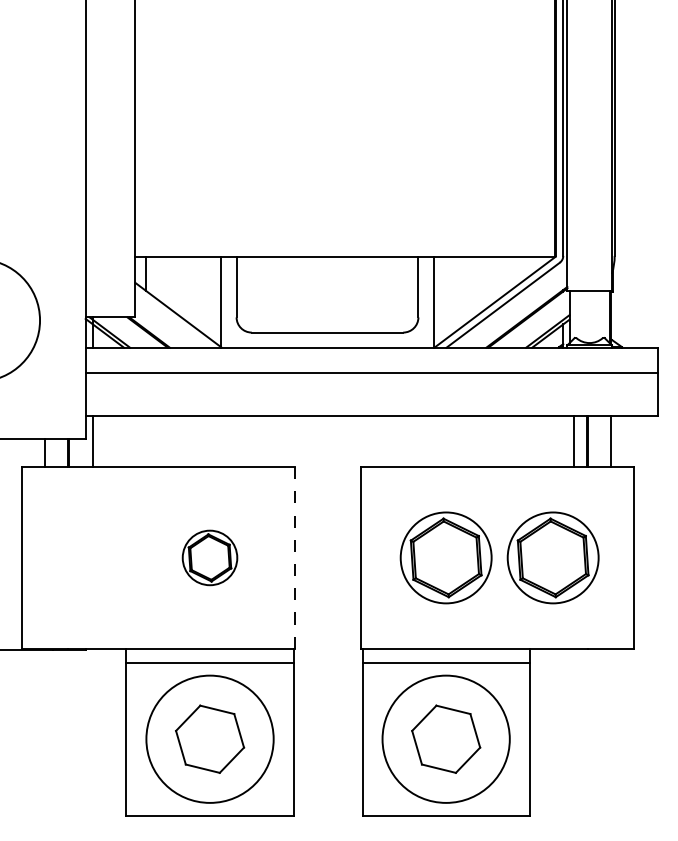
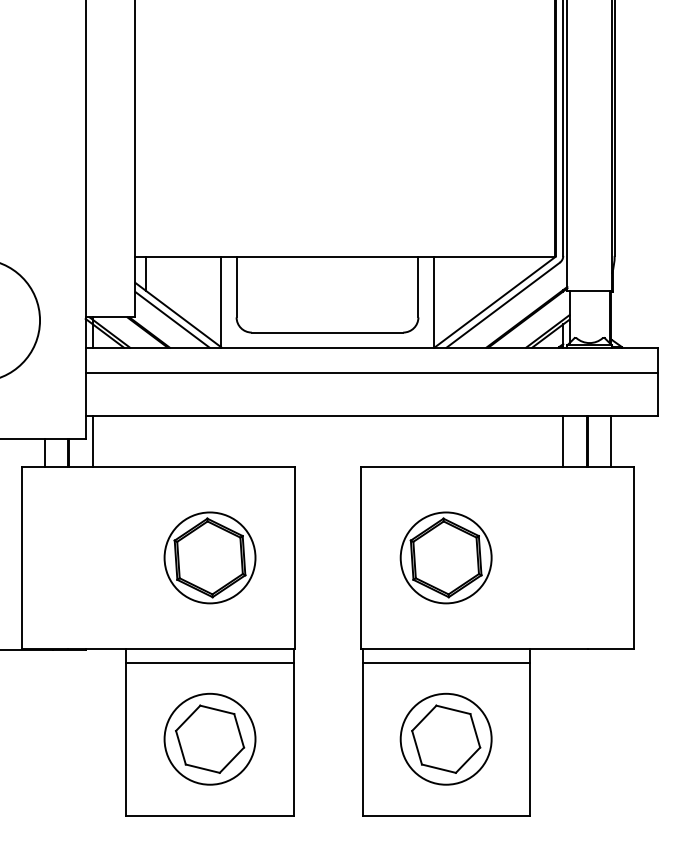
line: none -> present (172, 319)
line position: (574, 441) -> (563, 441) (563, 441)
part size: 58x58 px -> 94x94 px (209, 557)
line: dashed -> solid (294, 557)
part: present -> none (552, 557)
circle diameter: 127 px -> 91 px (209, 738)
circle diameter: 127 px -> 91 px (445, 738)
